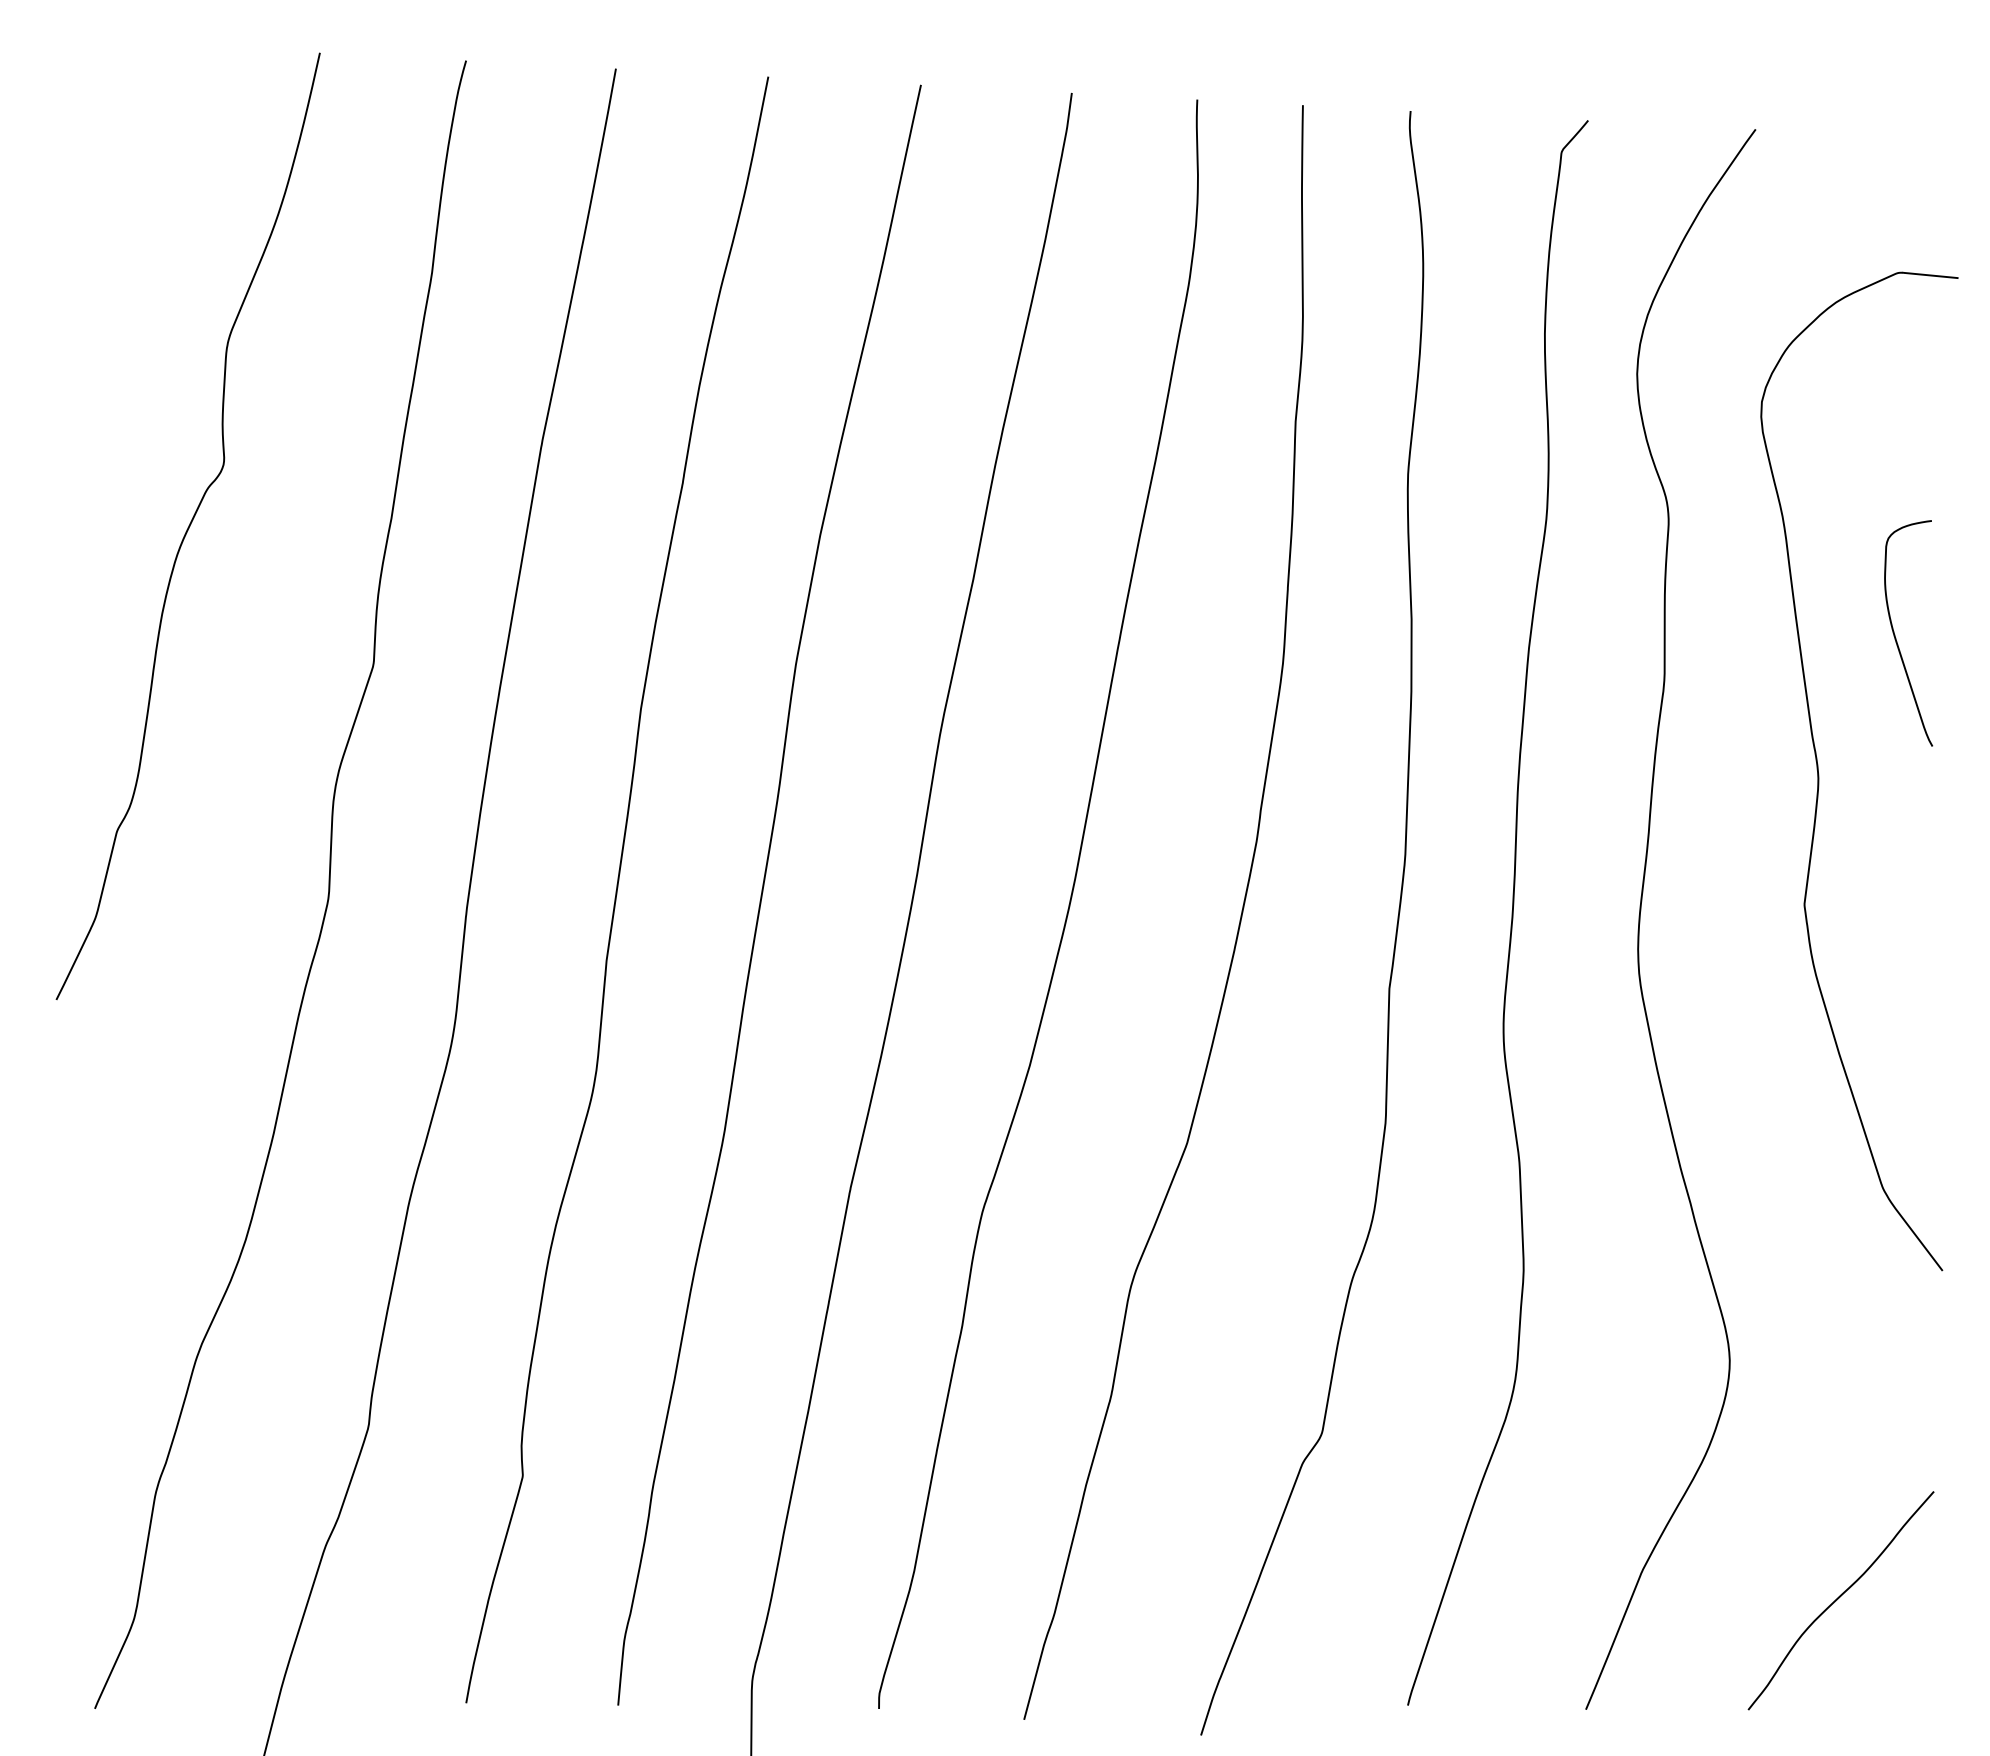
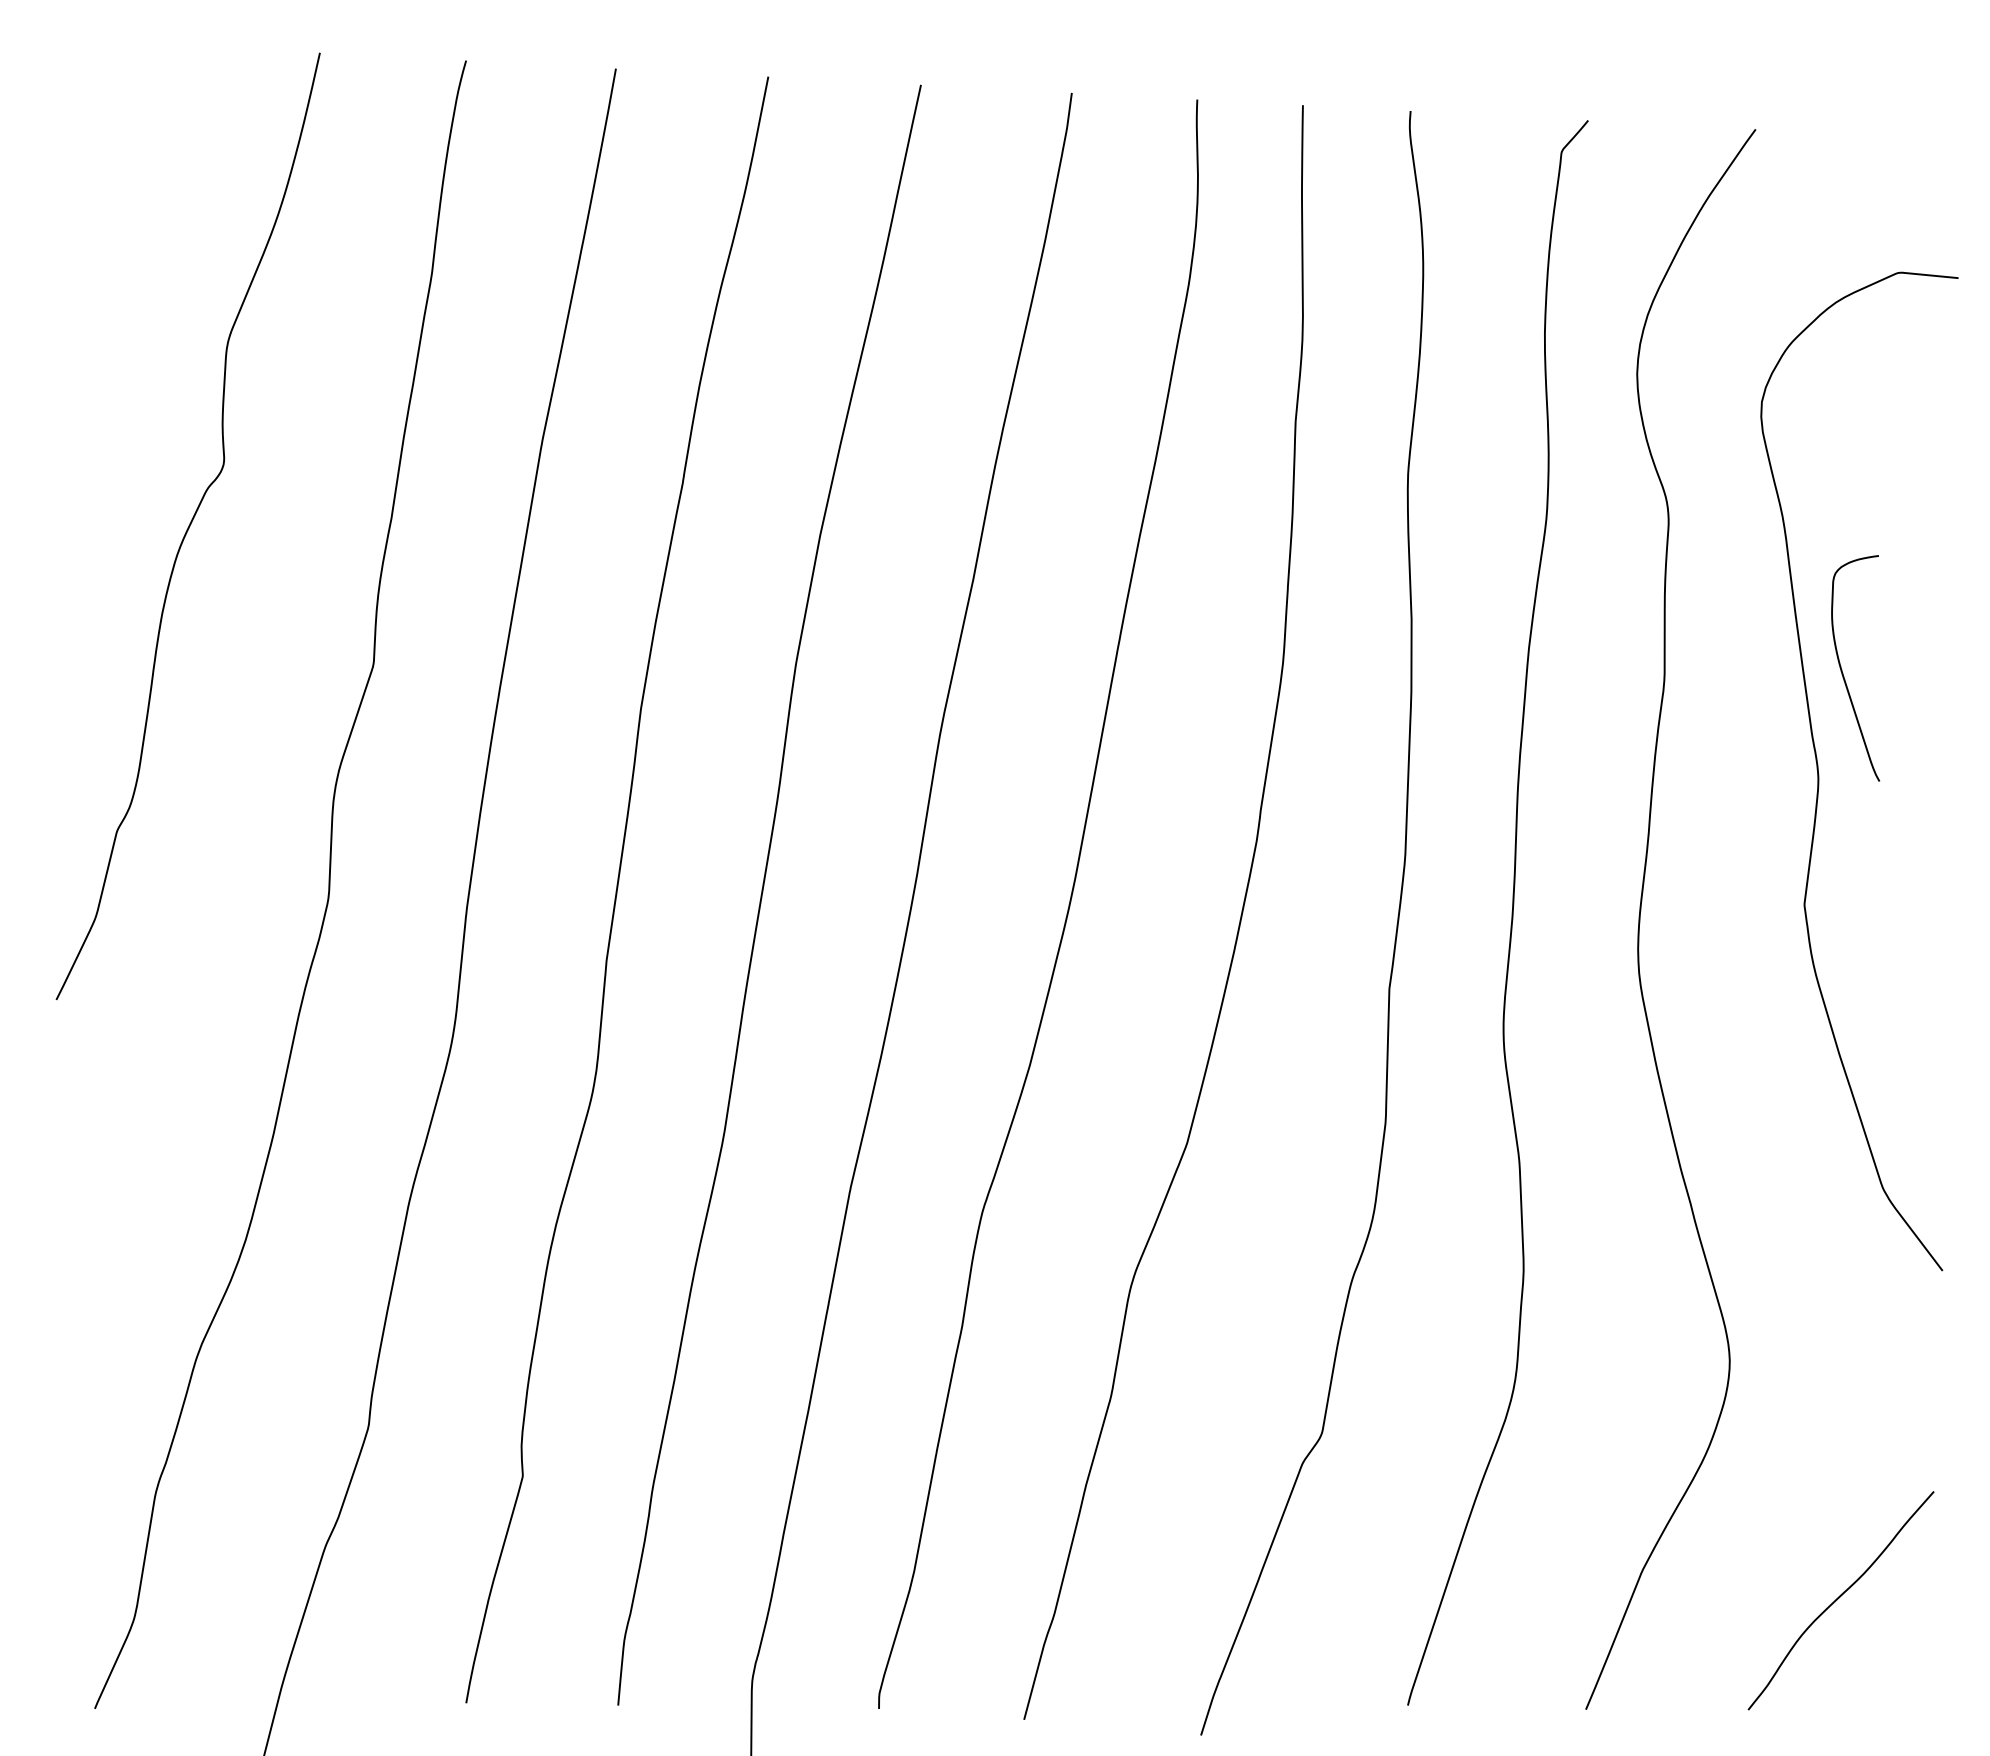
curve position: (1896, 638) -> (1843, 673) (1843, 673)
